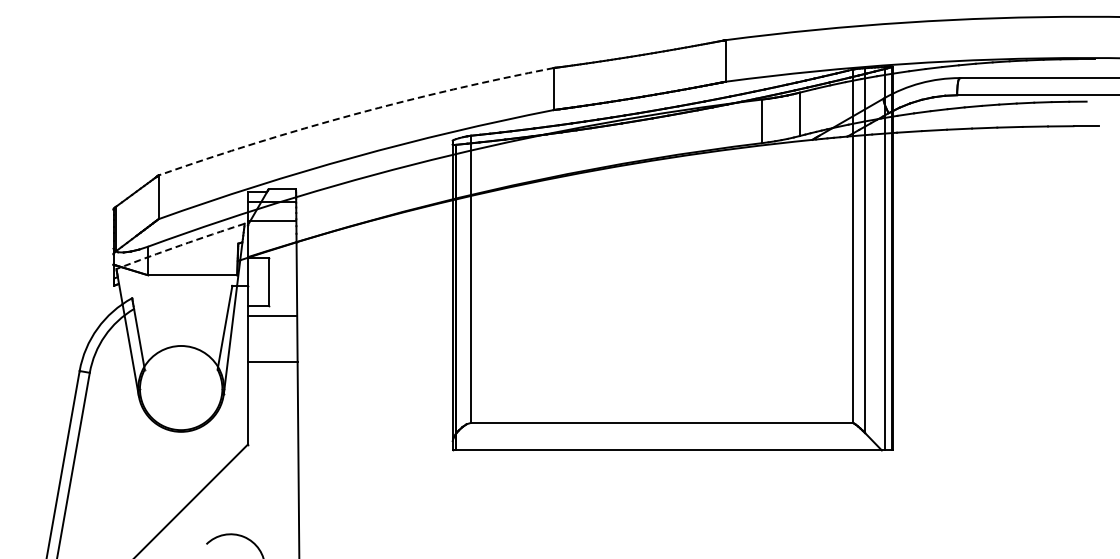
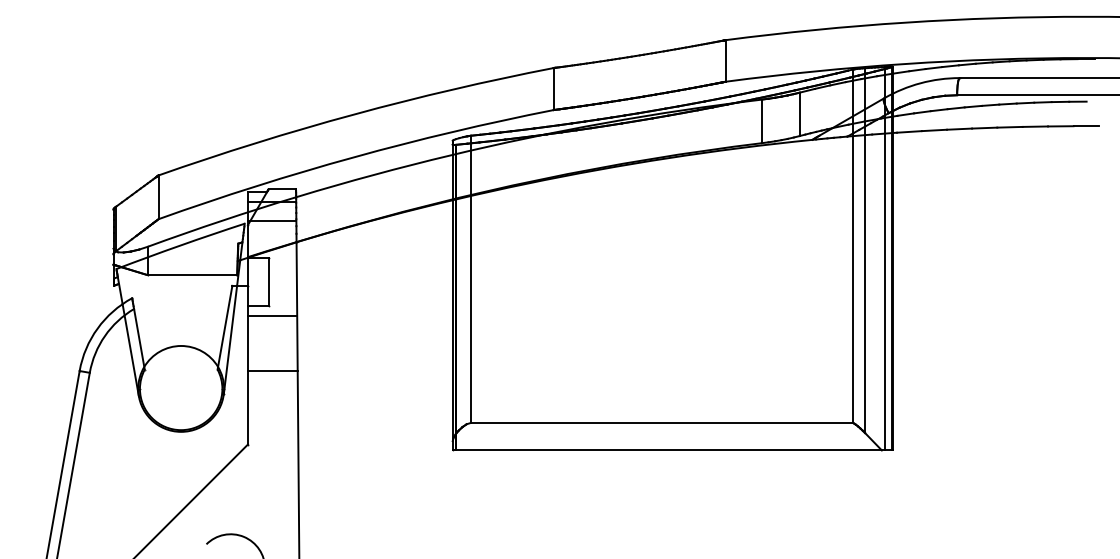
arc: dashed -> solid (354, 114)
arc: dashed -> solid (180, 245)
line position: (272, 361) -> (272, 370) (272, 370)
